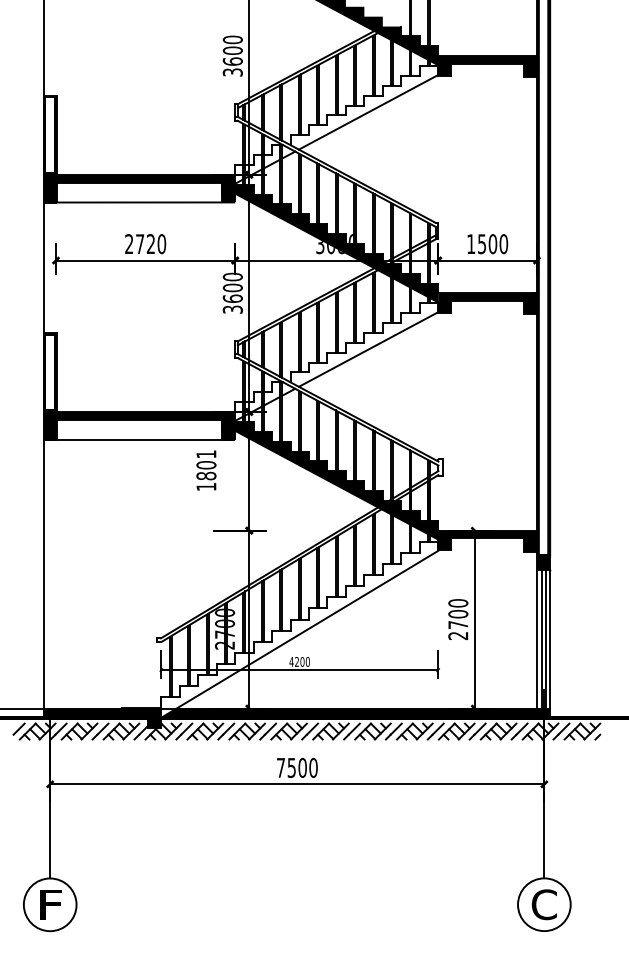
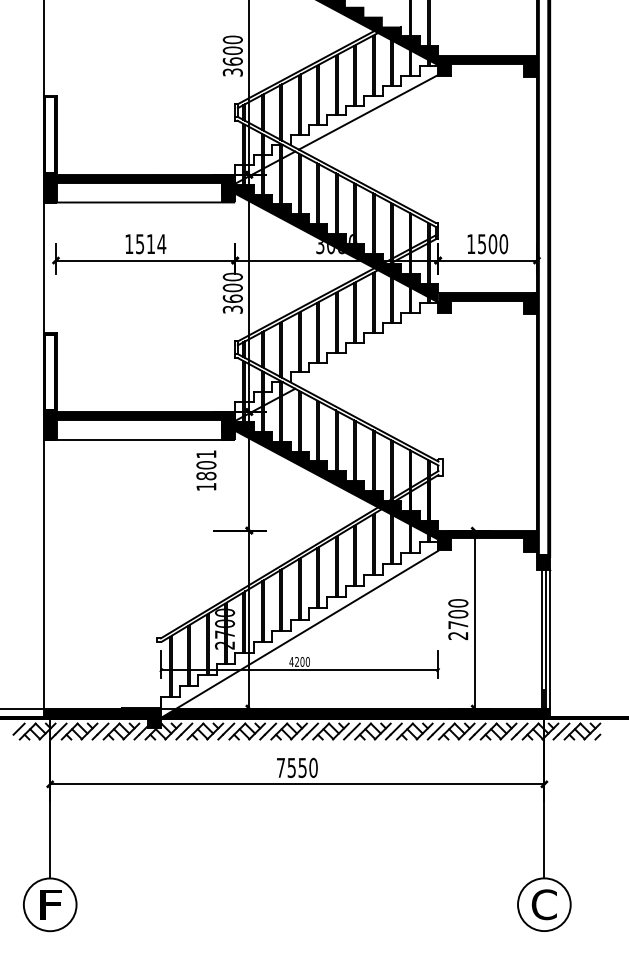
text: 2720 -> 1514 (145, 244)
line: present -> none (368, 349)
line: present -> none (536, 639)
text: 7500 -> 7550 (302, 767)
